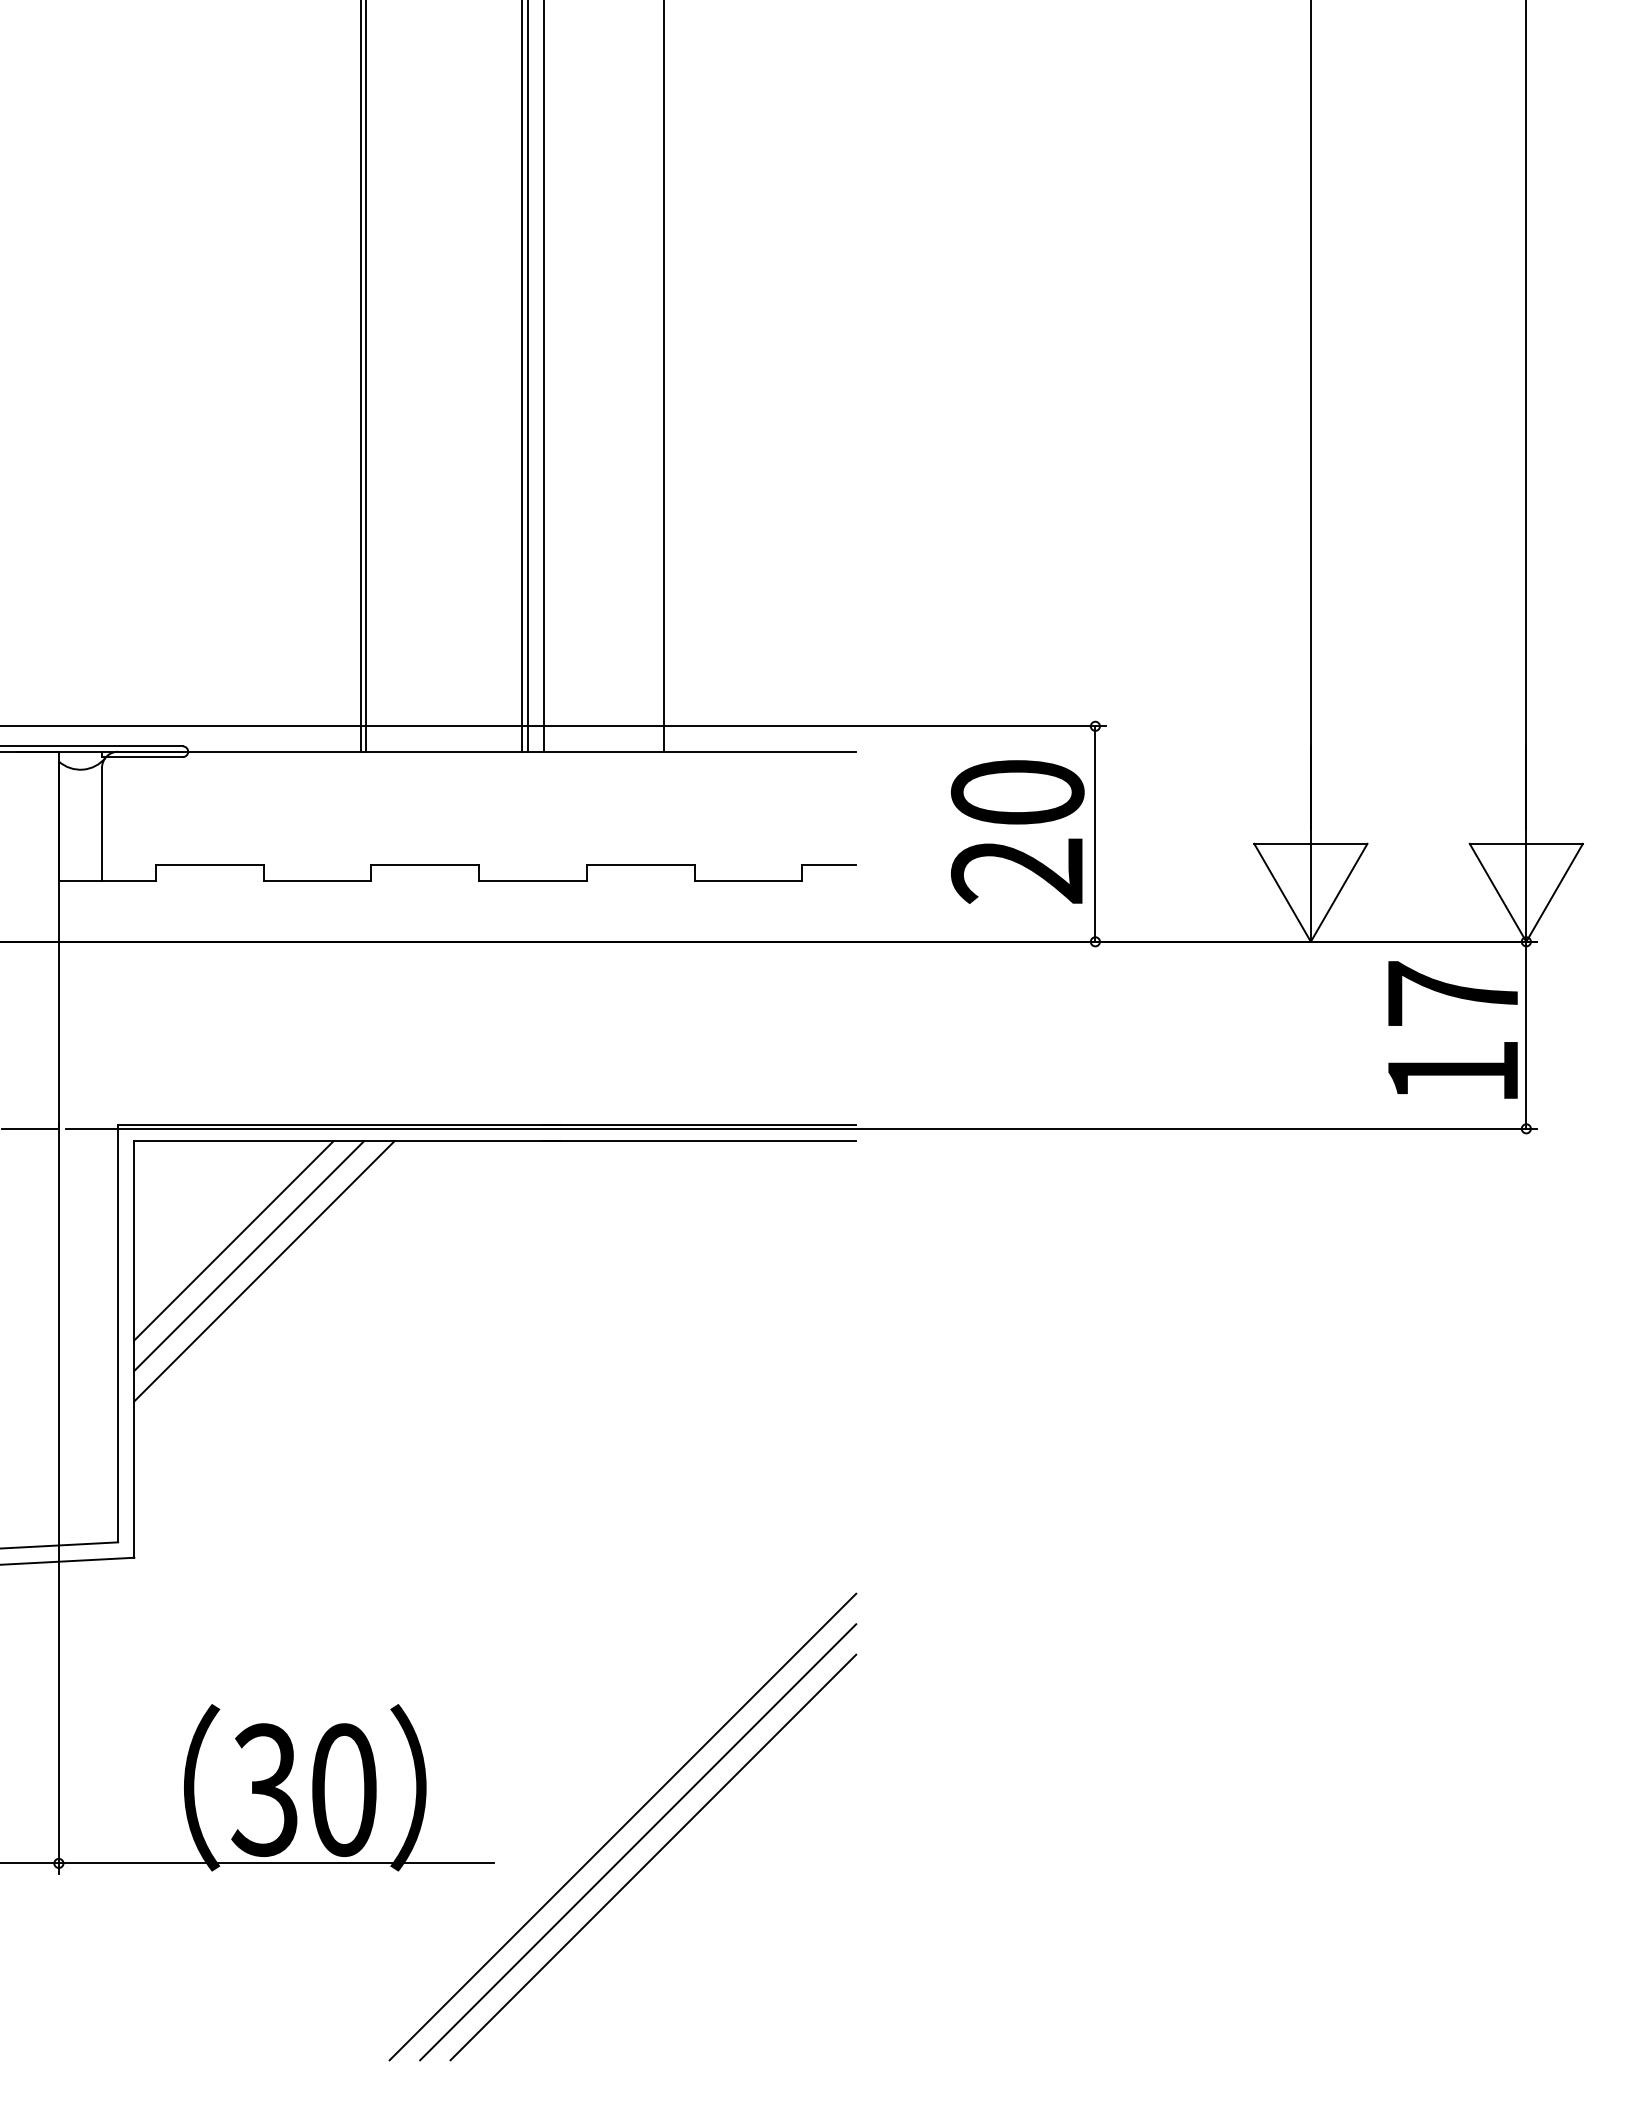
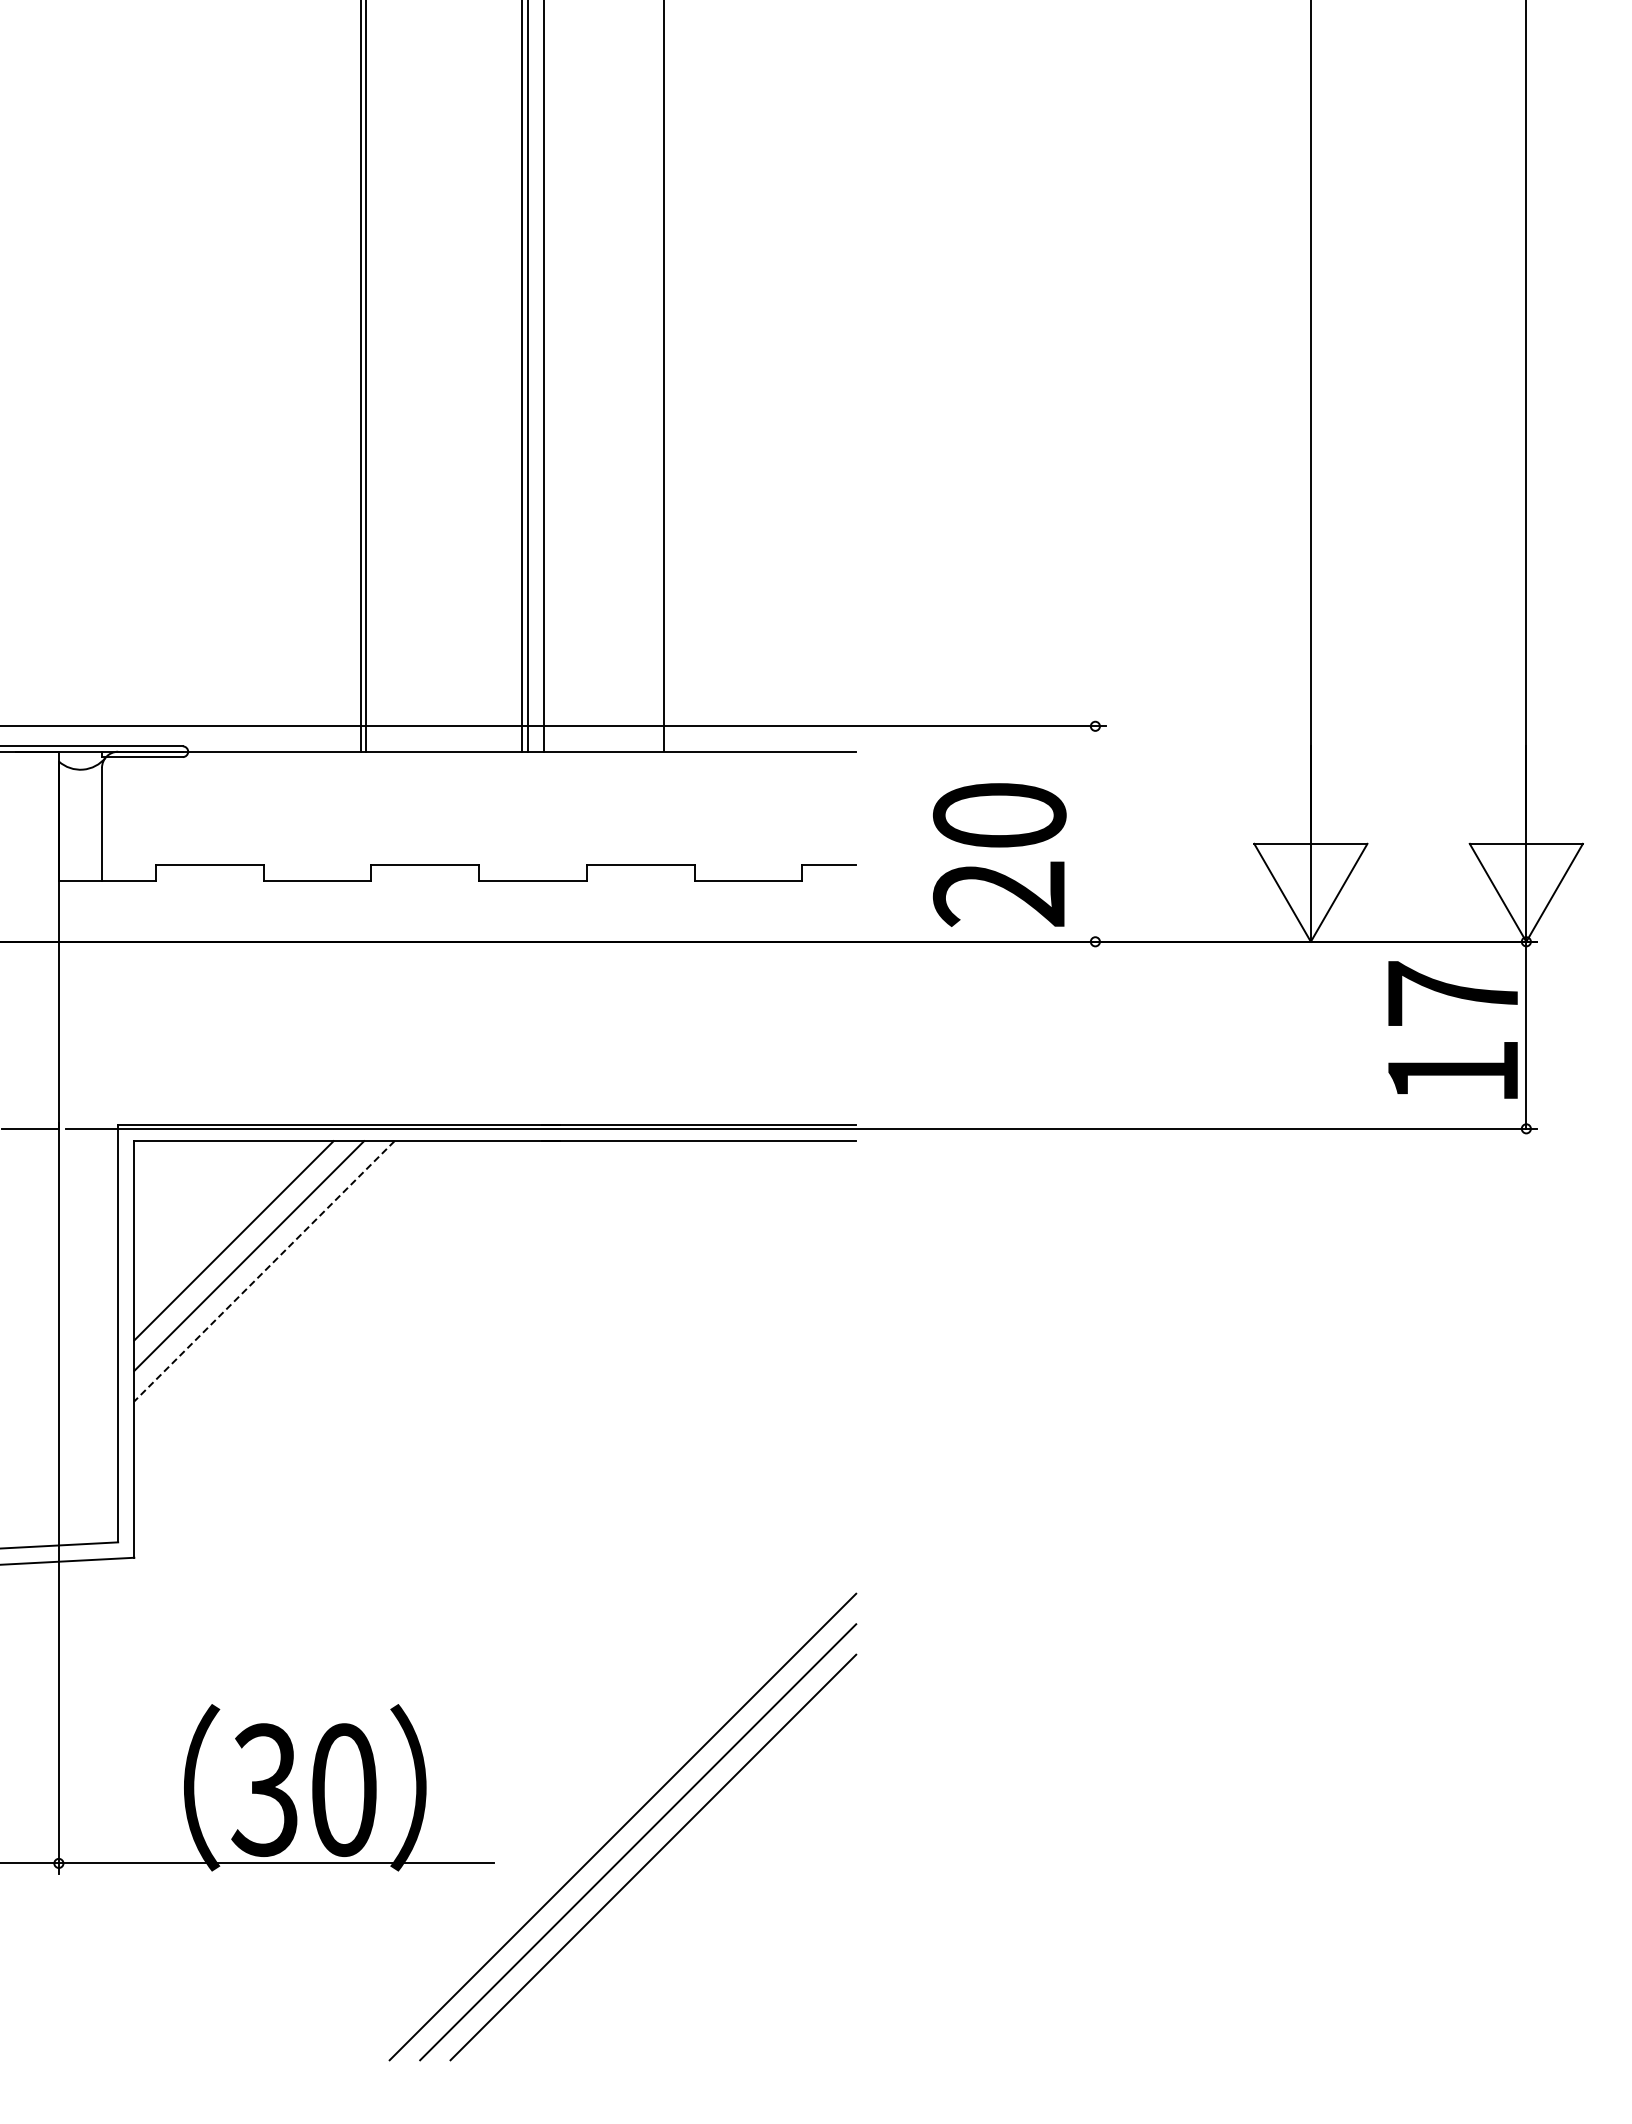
text position: (1017, 831) -> (999, 854) (999, 854)
line: present -> none (1095, 833)
line: solid -> dashed (264, 1271)
